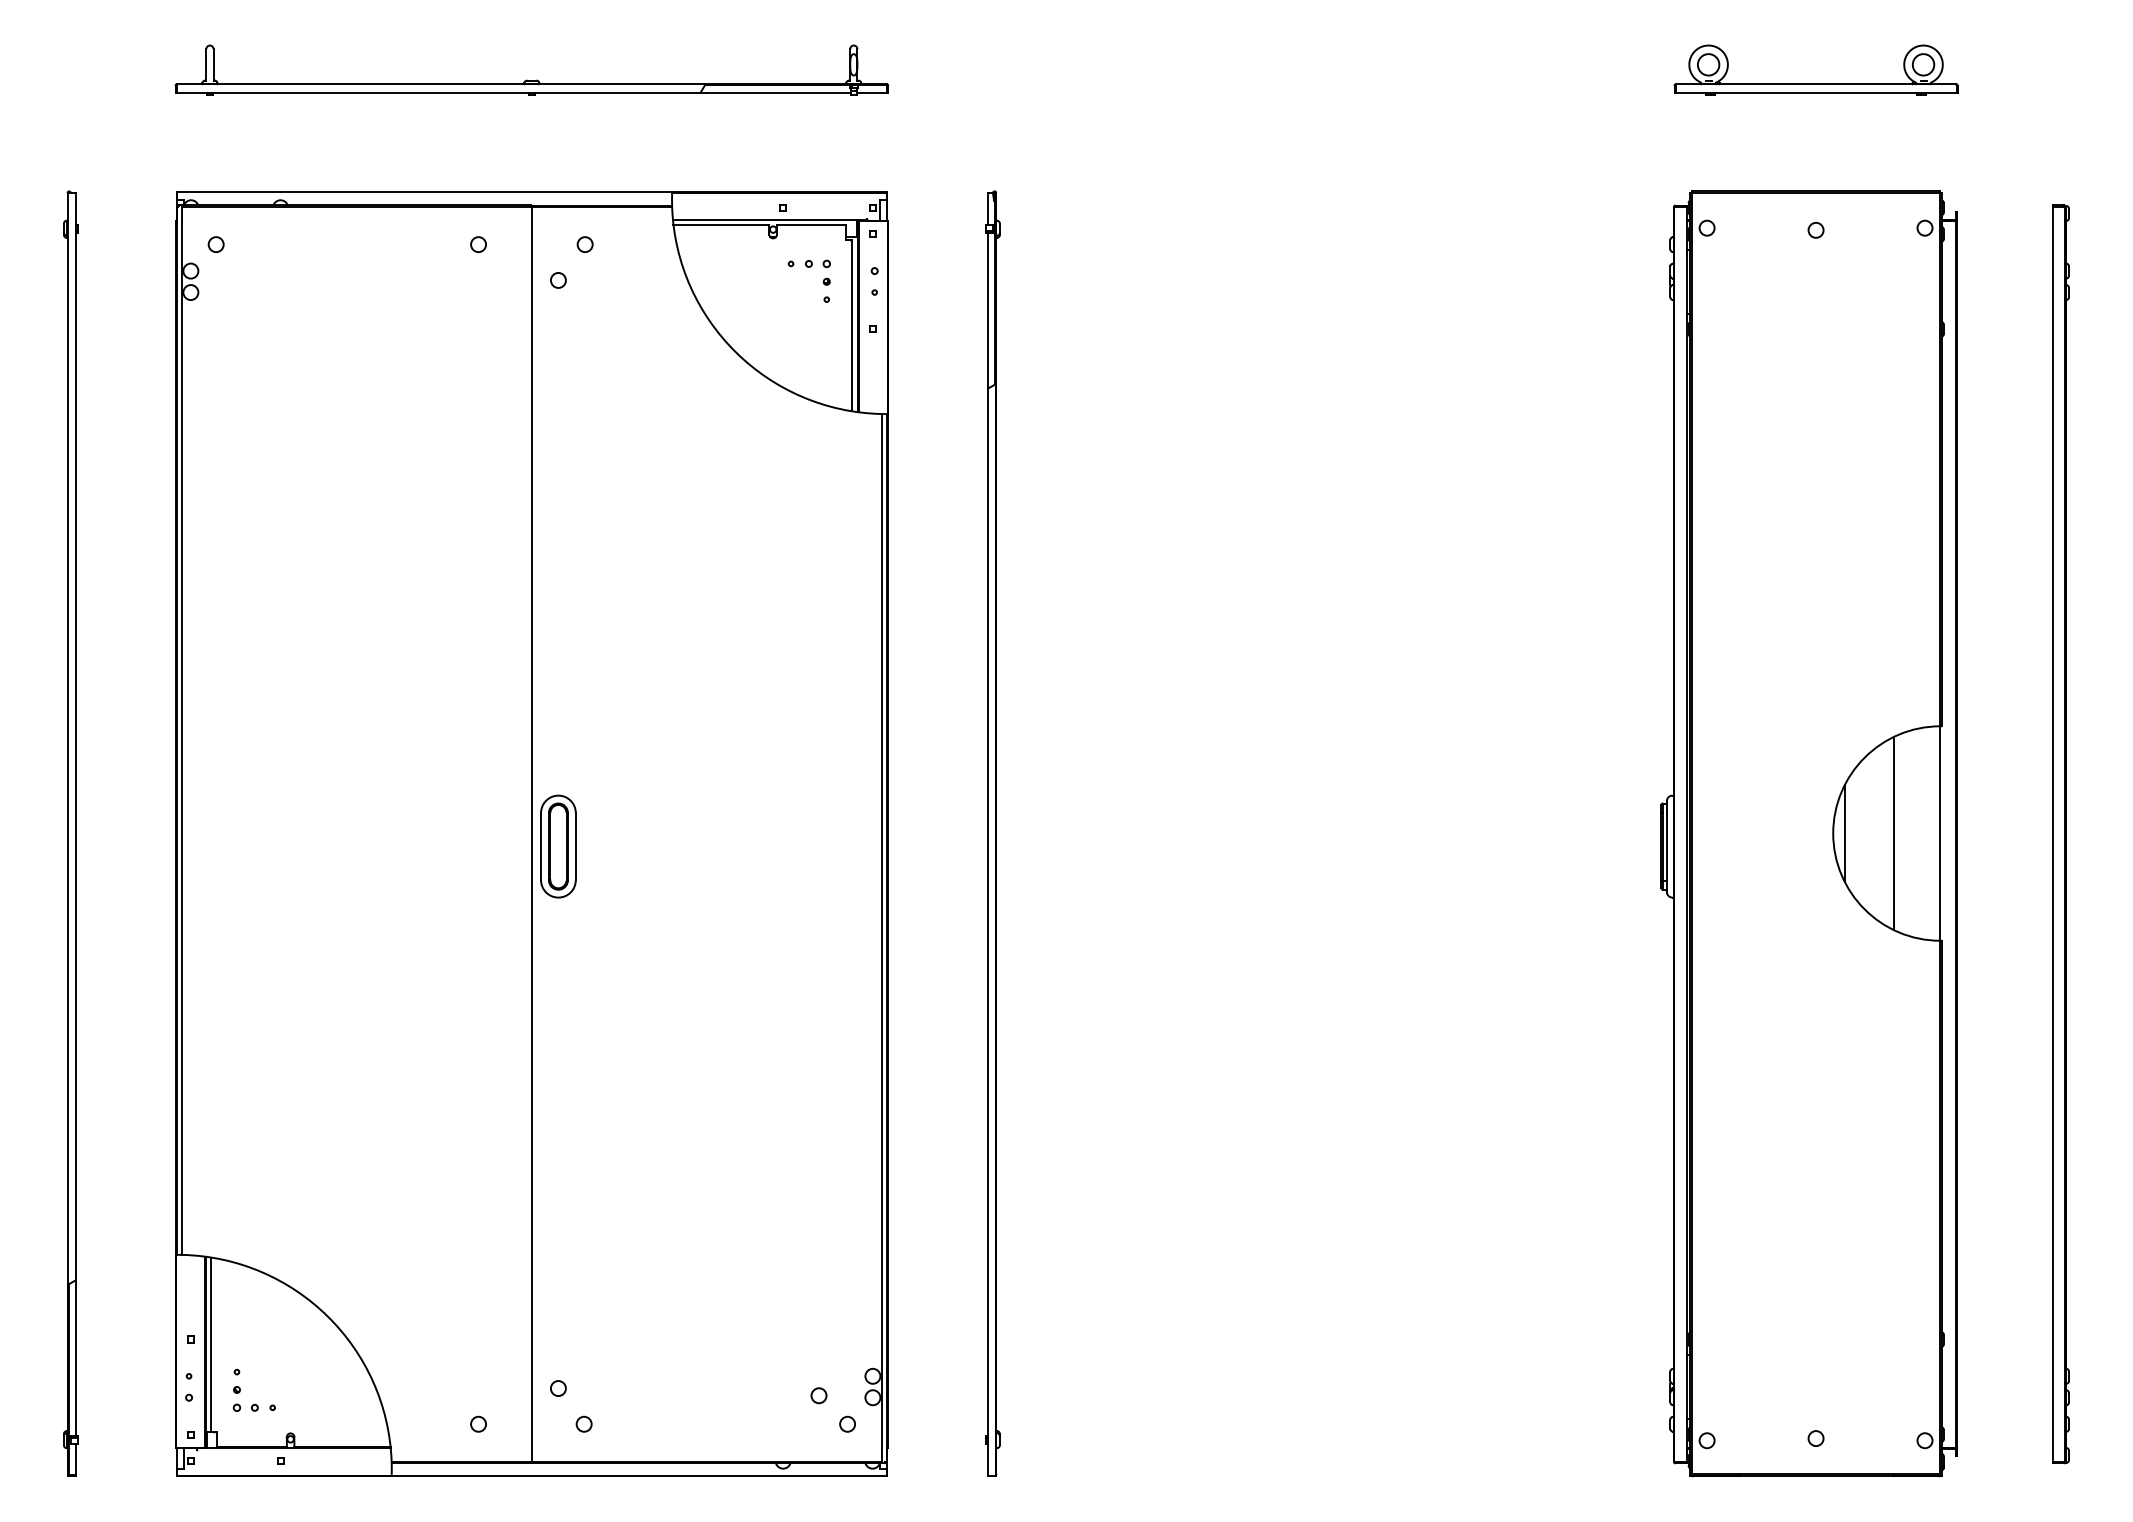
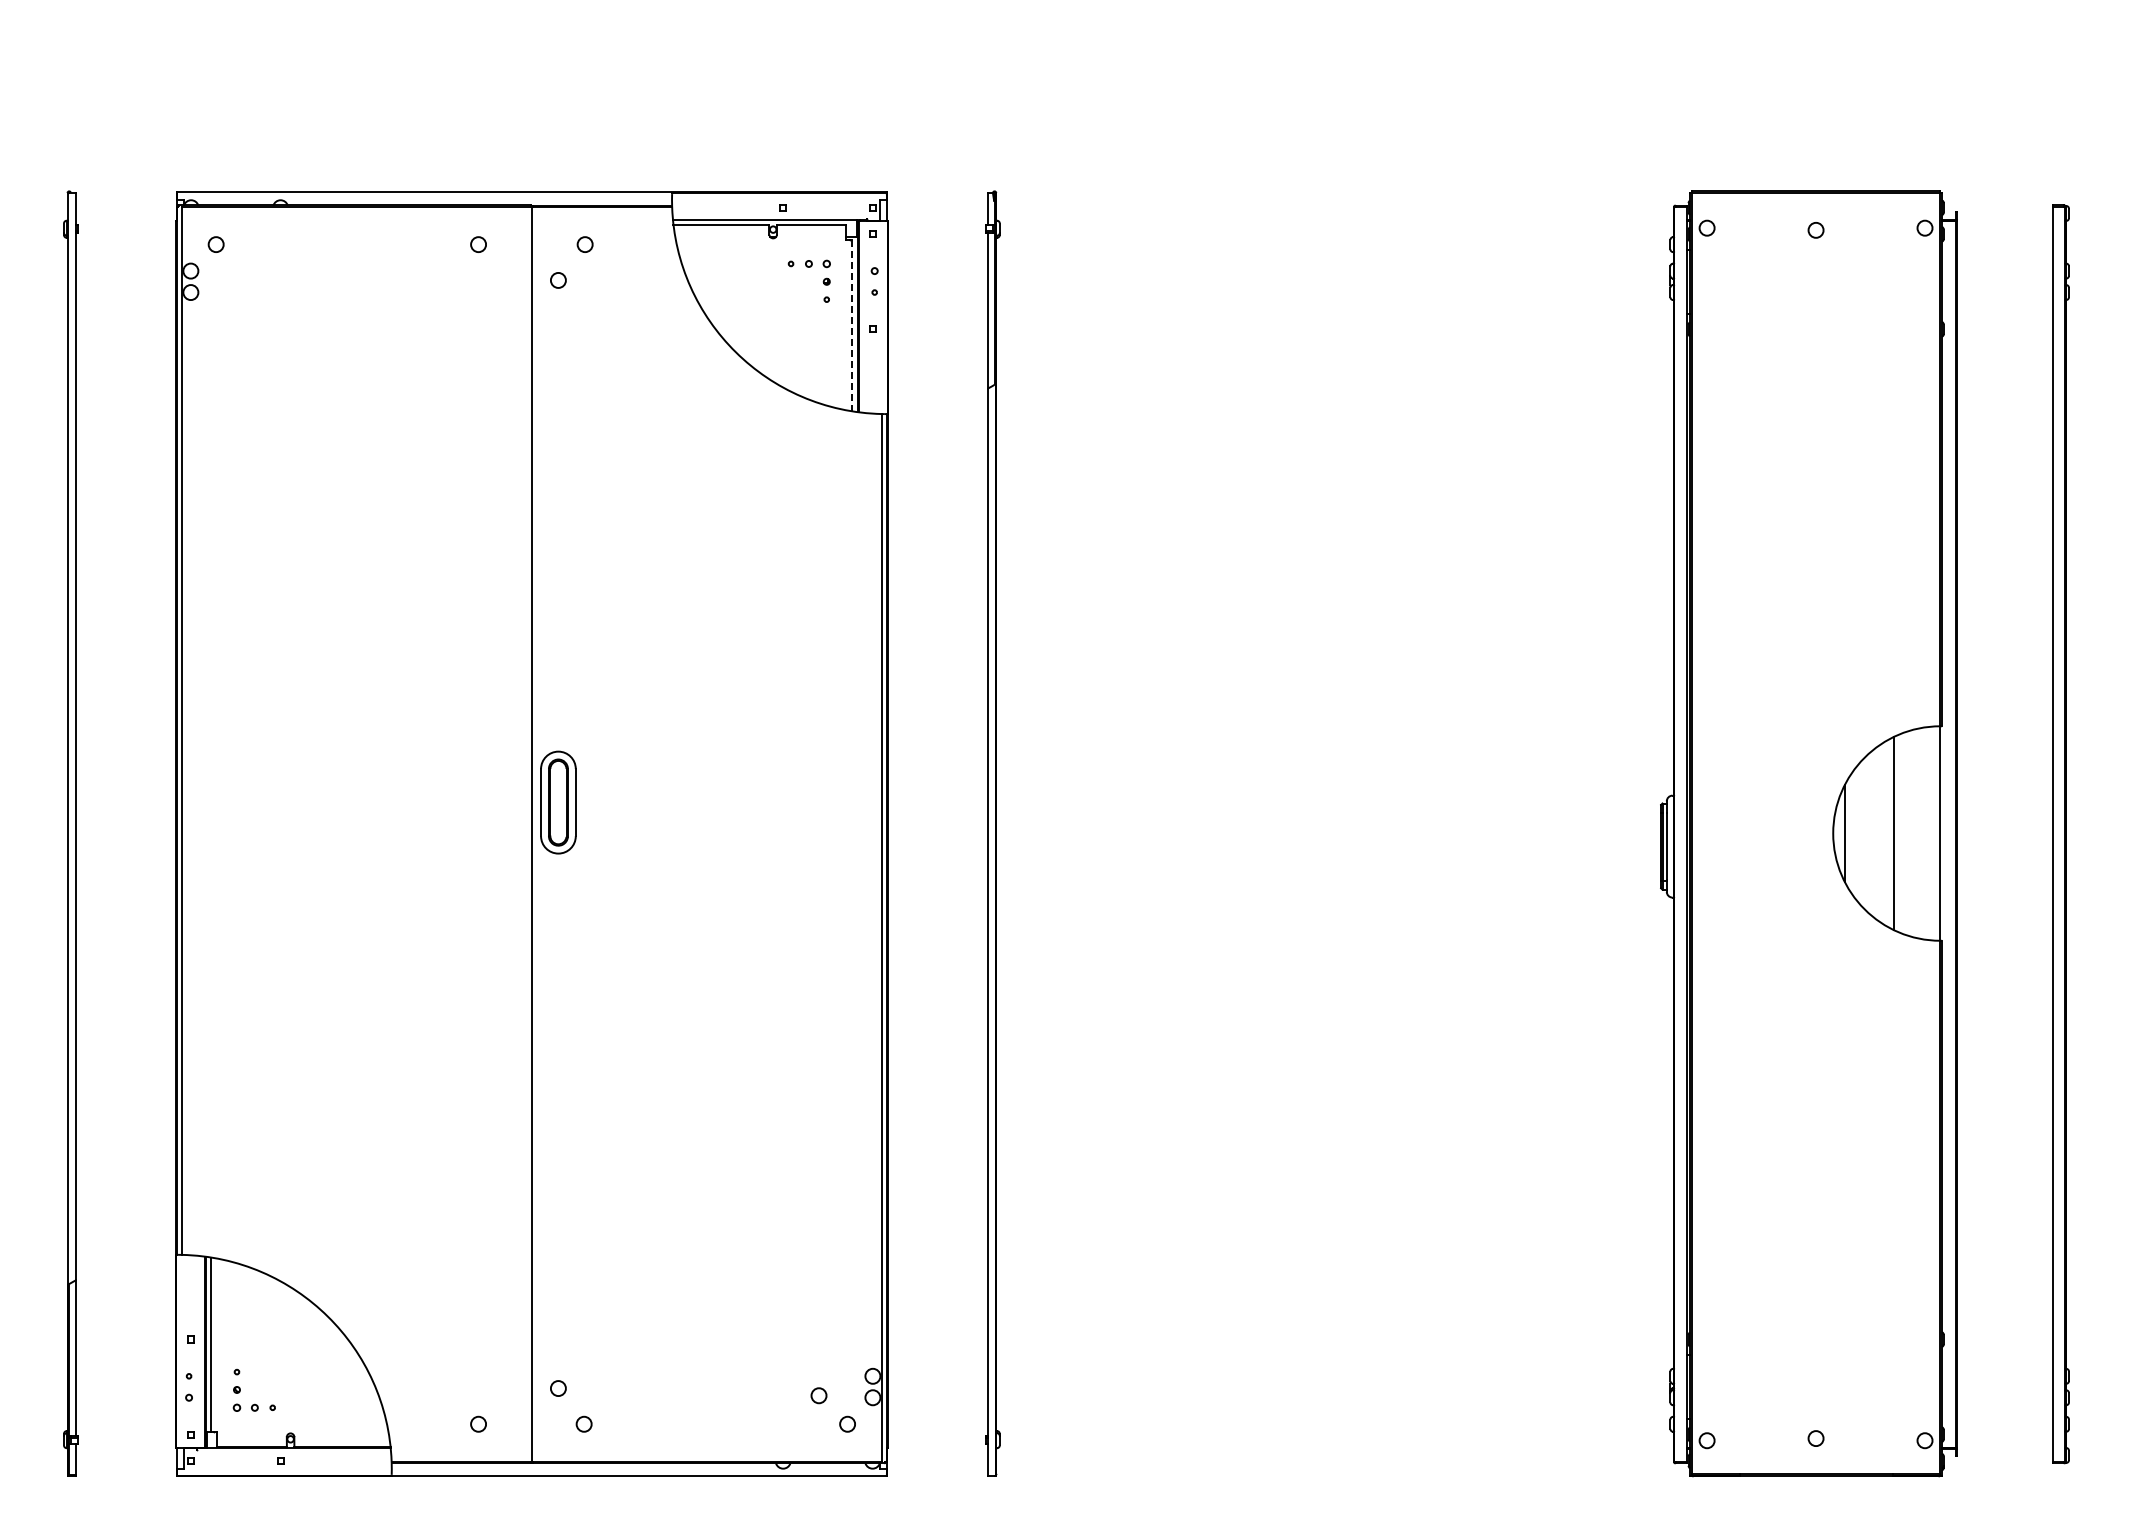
part: present -> none (531, 80)
part: present -> none (1815, 83)
line: solid -> dashed (852, 325)
part position: (558, 846) -> (558, 802) (558, 802)
